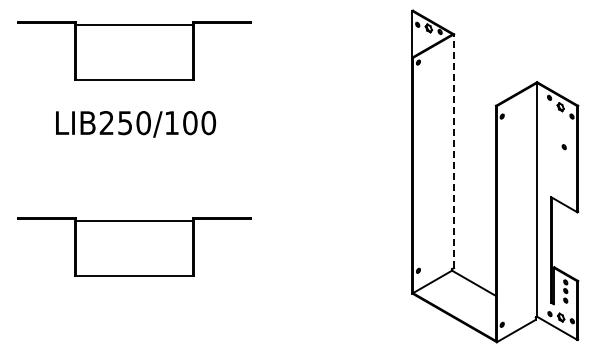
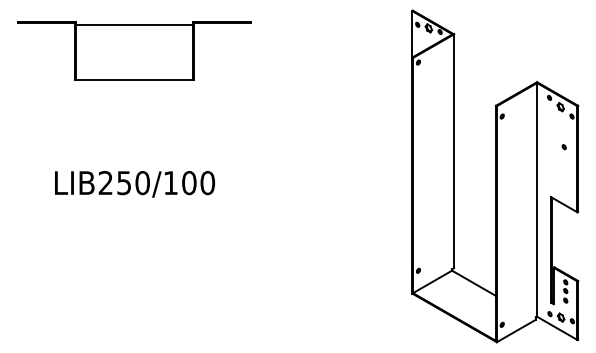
text position: (135, 124) -> (134, 184) (134, 184)
line: dashed -> solid (454, 151)
part: present -> none (134, 246)
